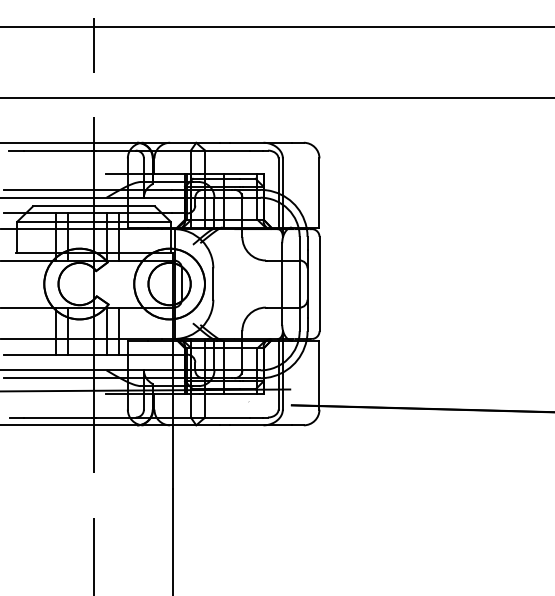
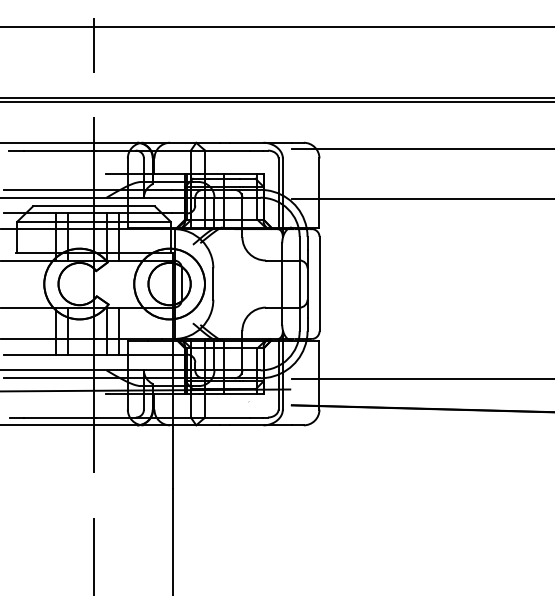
line: none -> present (276, 102)
line: none -> present (421, 149)
line: none -> present (421, 199)
line: none -> present (421, 379)
